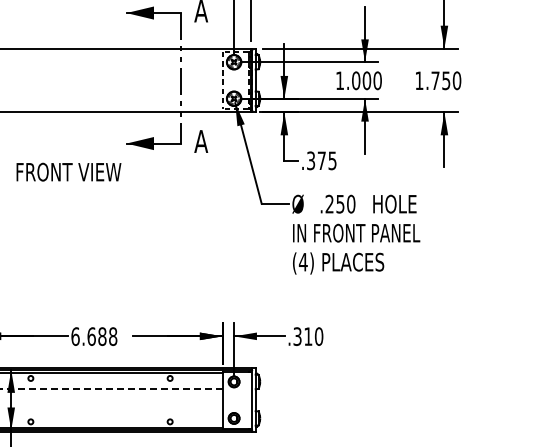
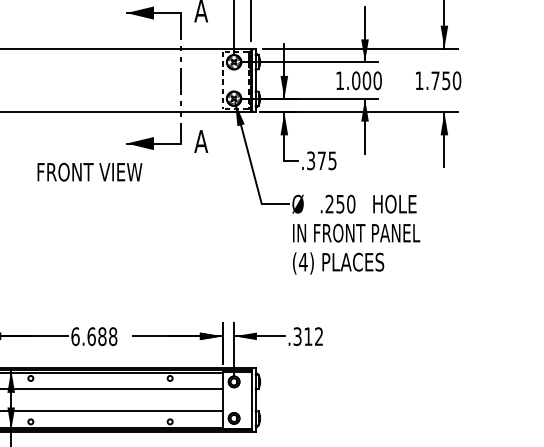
text position: (68, 171) -> (89, 171) (89, 171)
text: .310 -> .312 (318, 336)
line: dashed -> solid (111, 389)
line: none -> present (112, 410)
